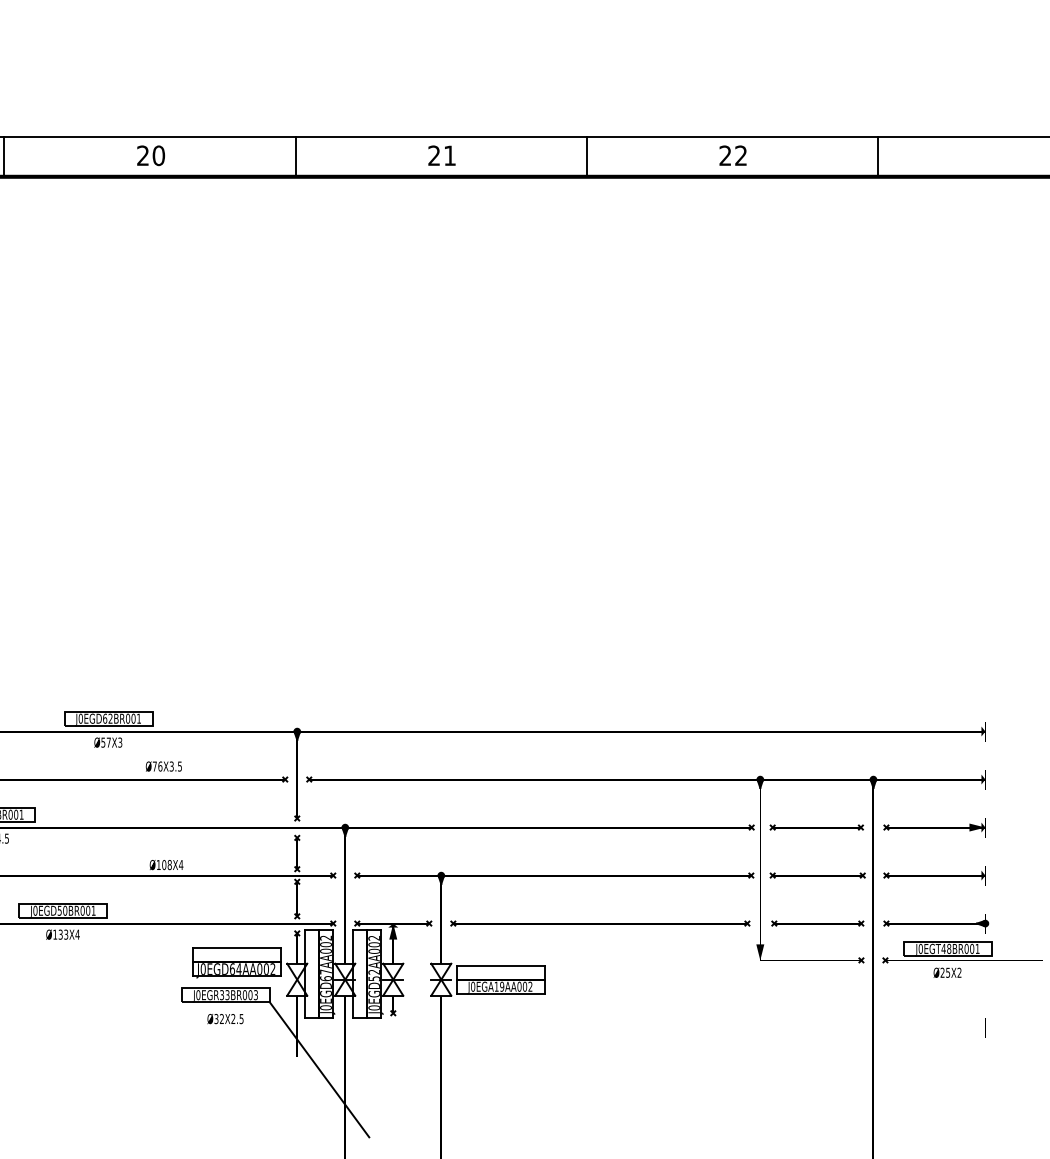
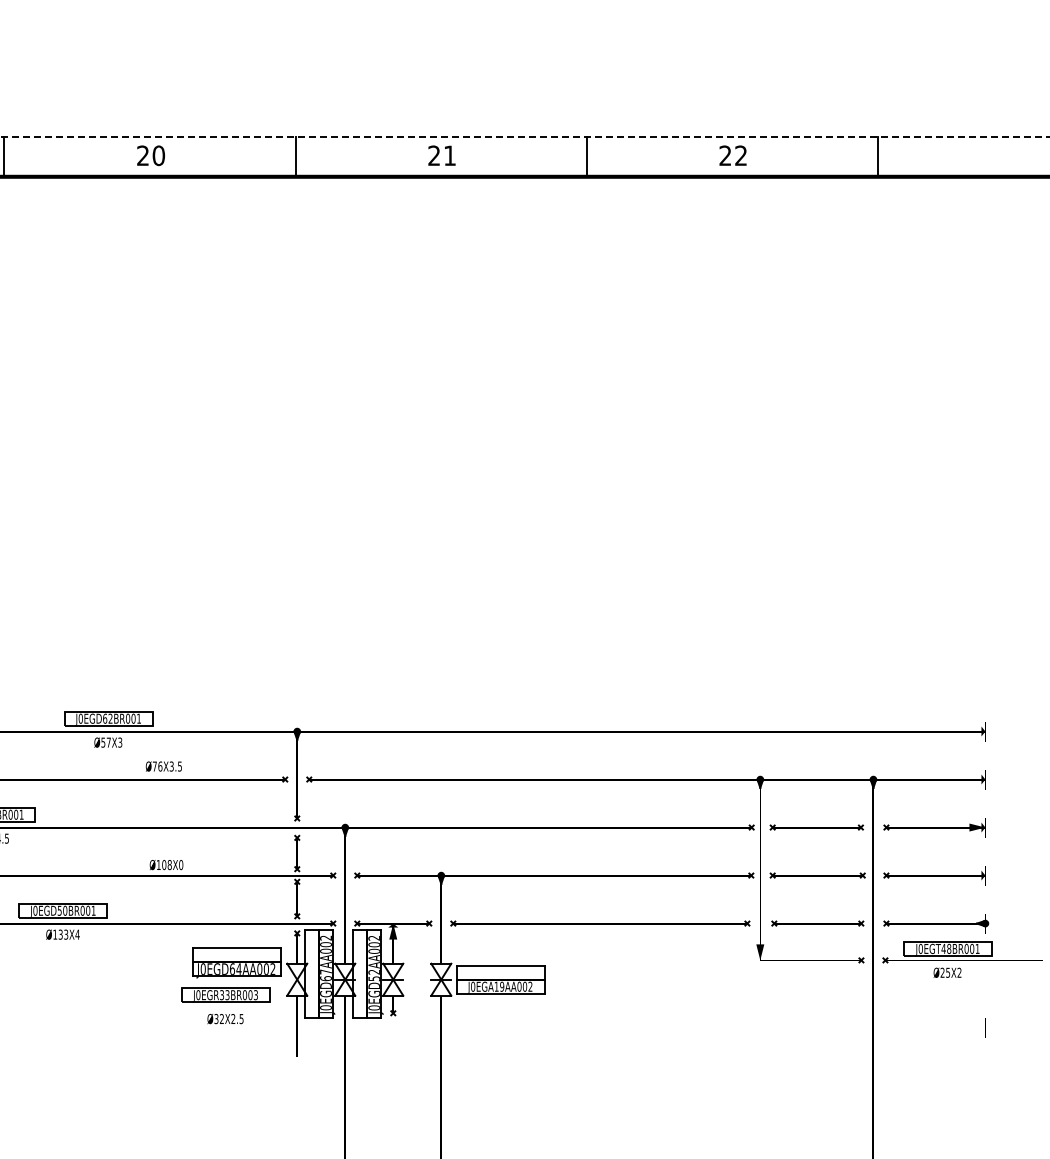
line: solid -> dashed (524, 136)
text: Ø108X4 -> Ø108X0 (181, 865)
line: present -> none (319, 1069)
